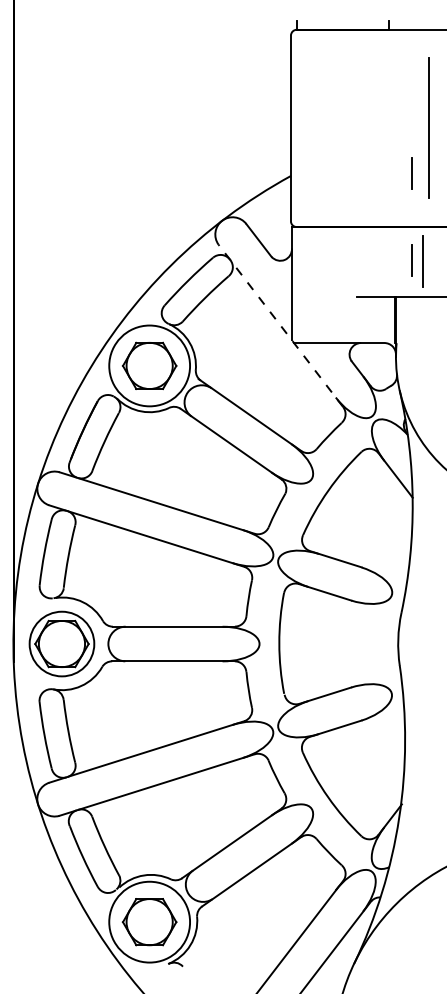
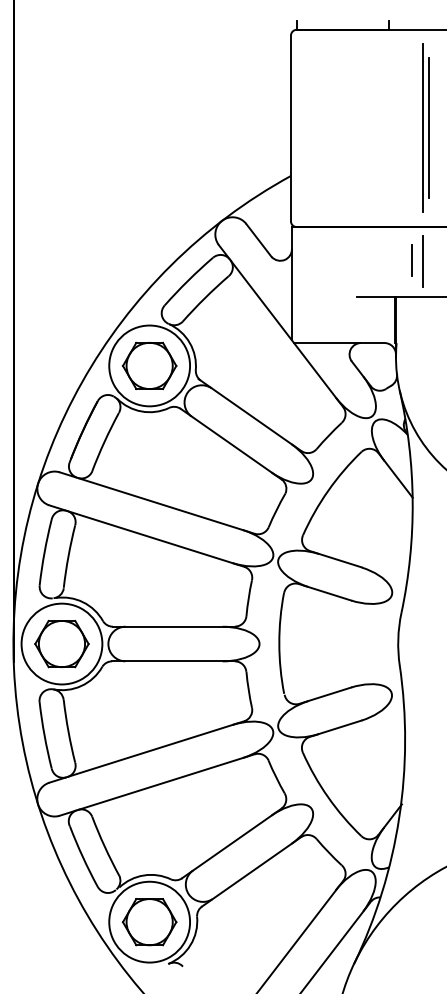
line: none -> present (423, 128)
line: present -> none (411, 173)
line: dashed -> solid (280, 325)
circle diameter: 65 px -> 81 px (61, 643)
